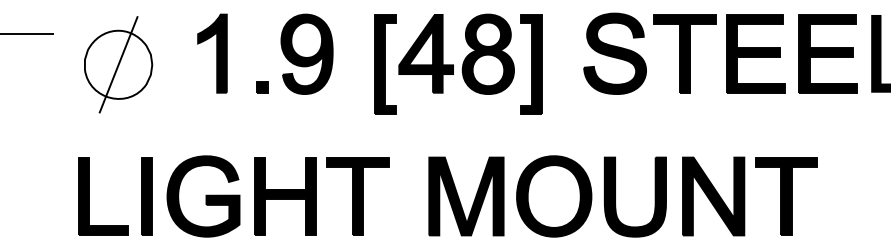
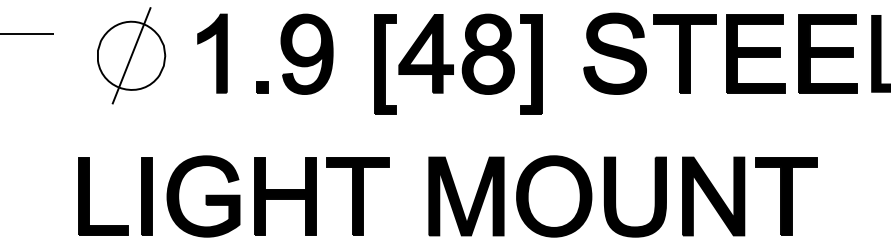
part position: (118, 64) -> (131, 55) (131, 55)
